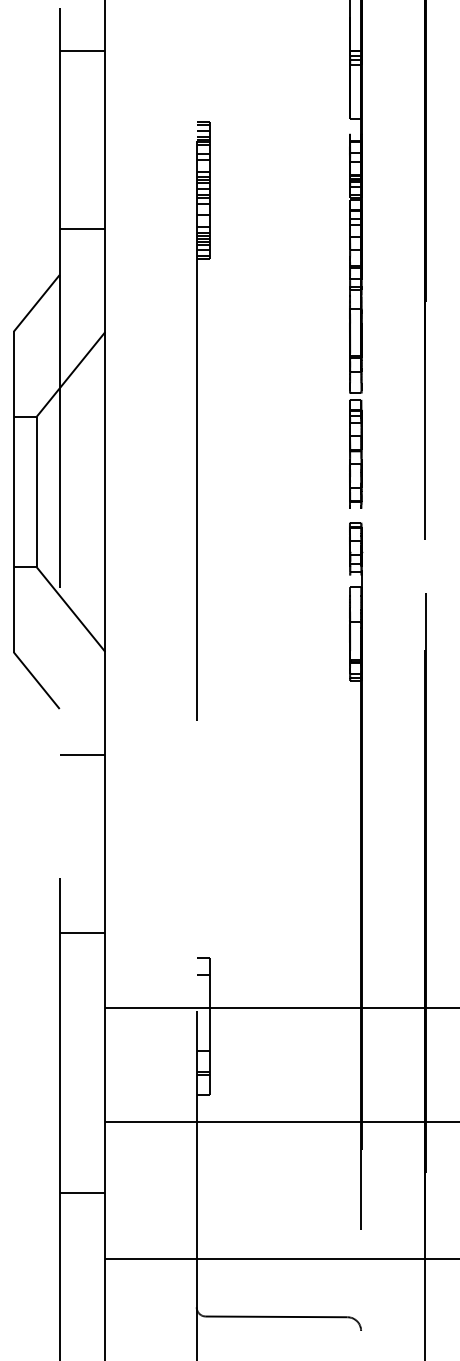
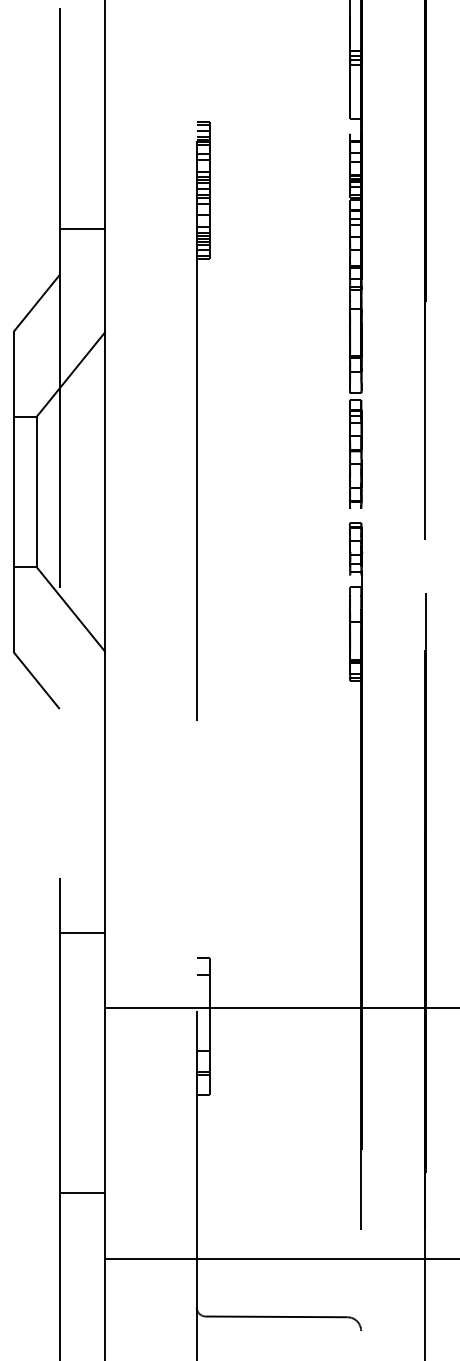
line: present -> none (82, 51)
line: present -> none (82, 754)
line: present -> none (280, 1122)
